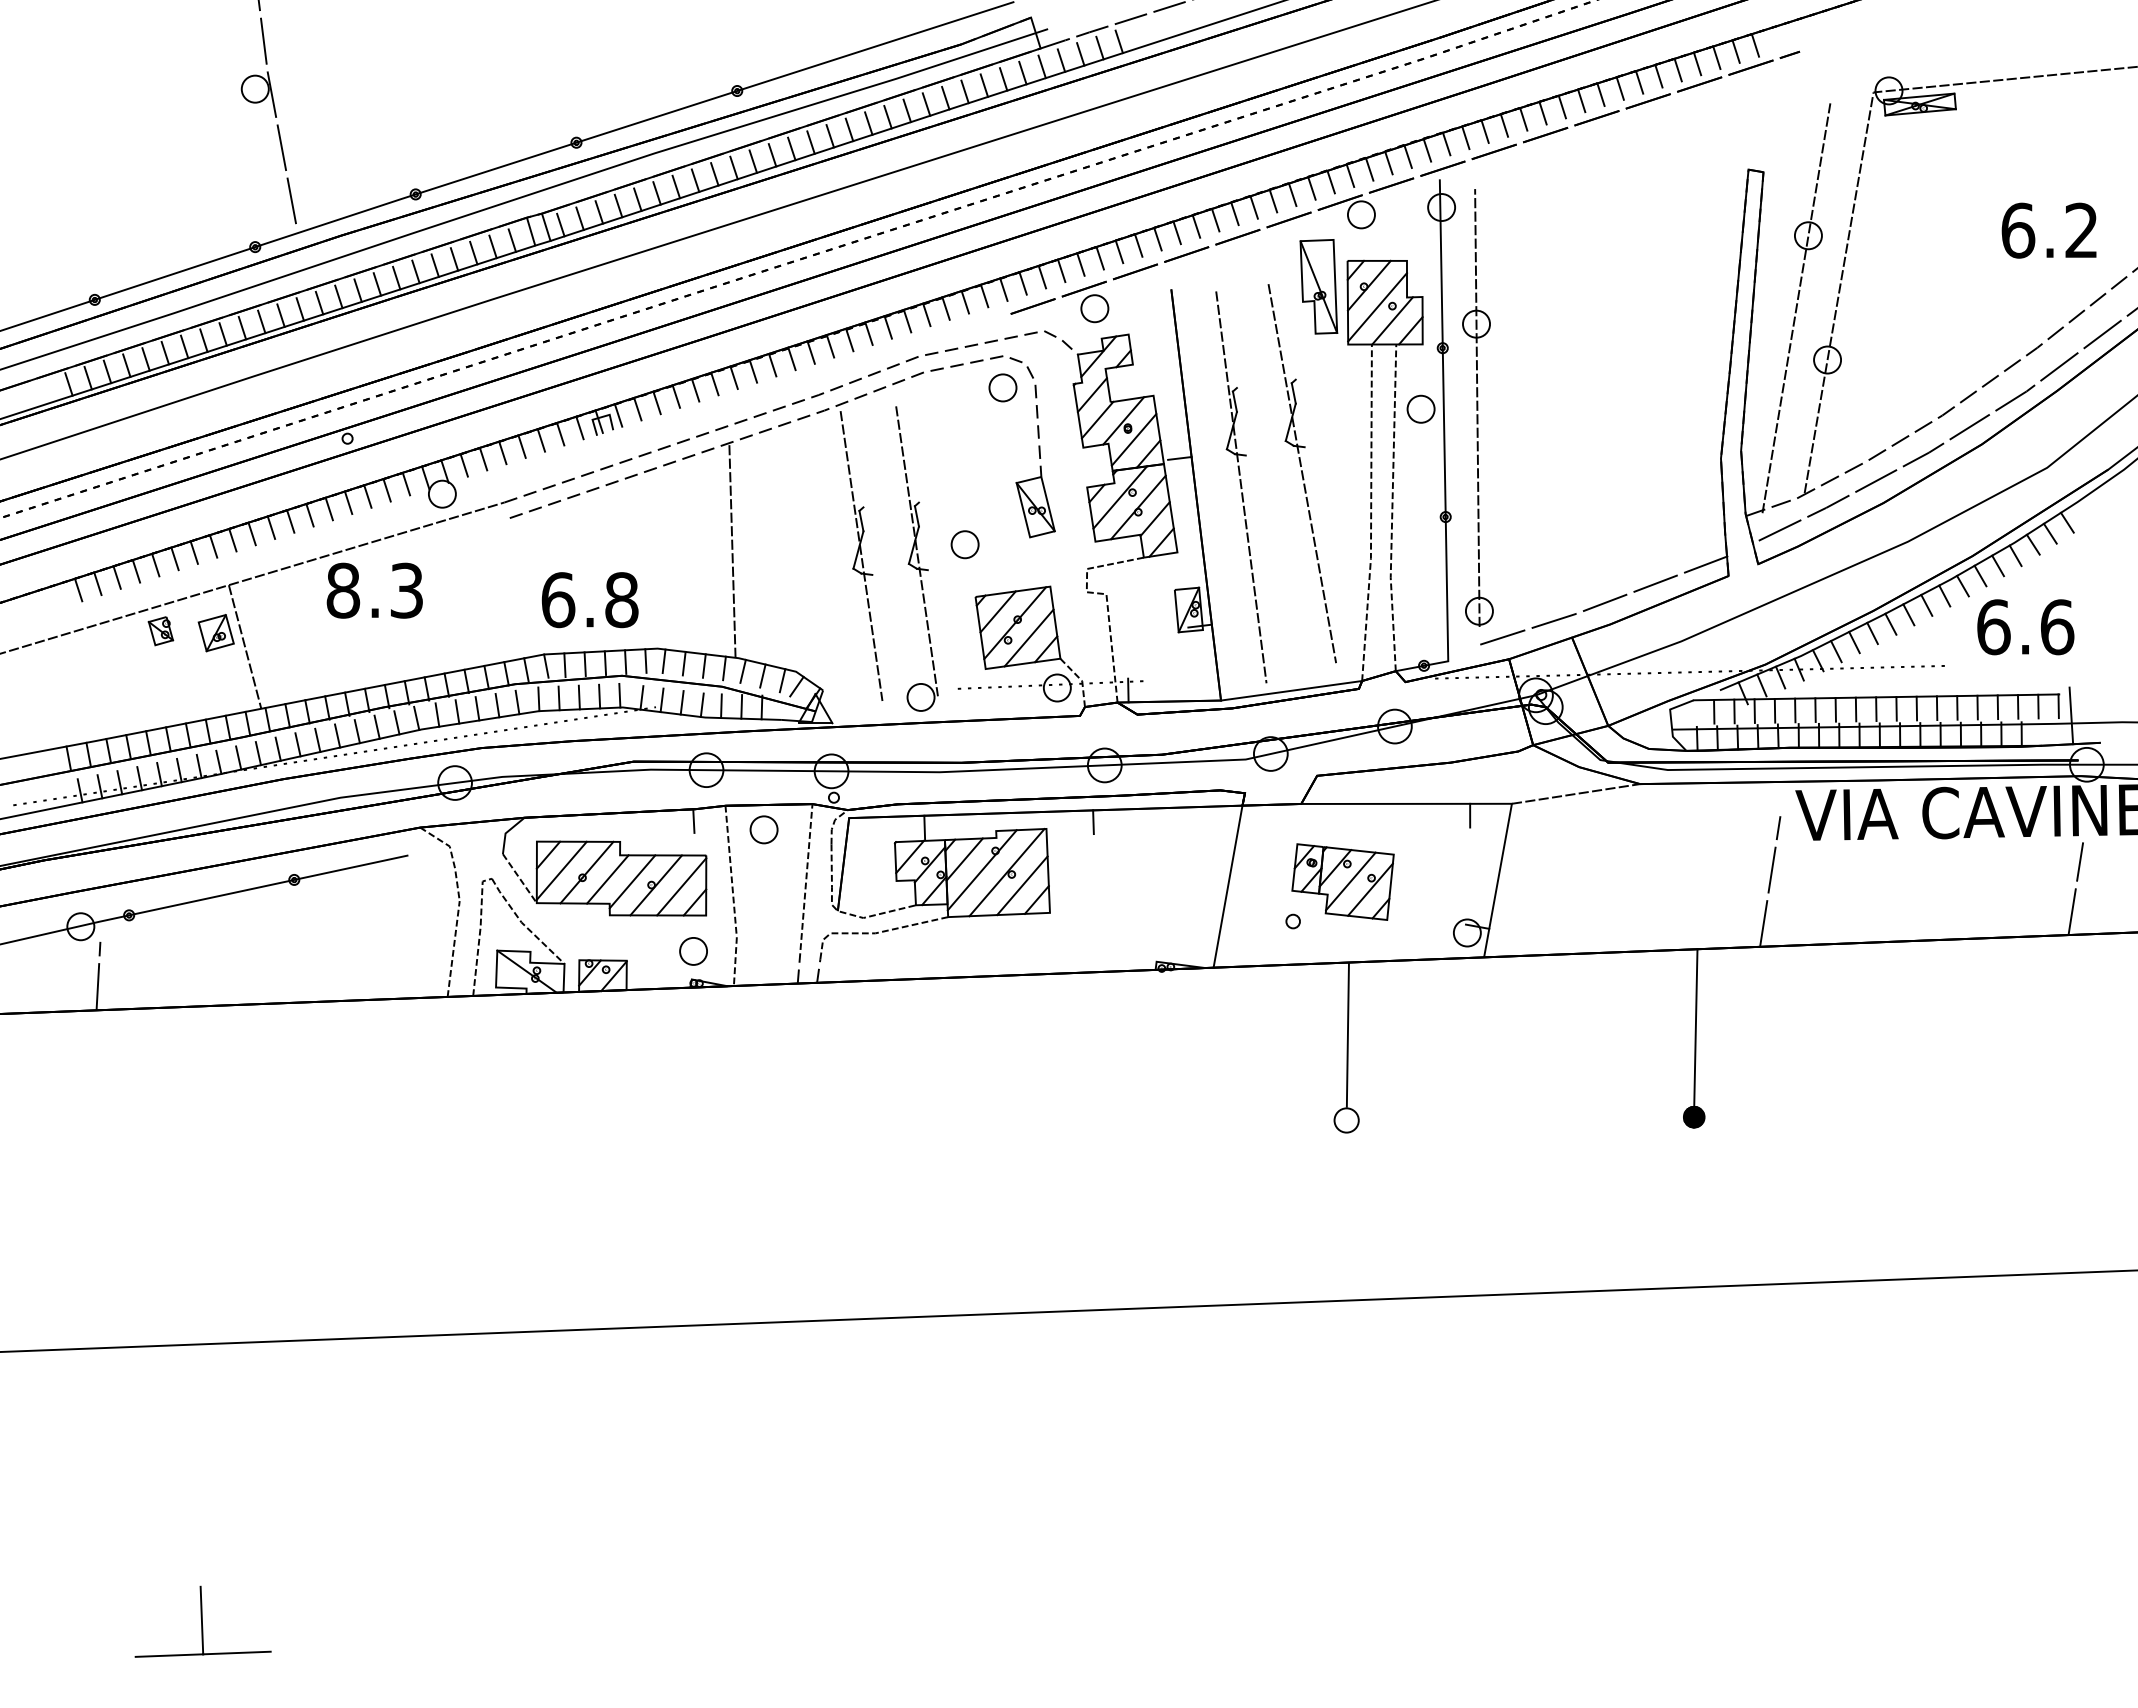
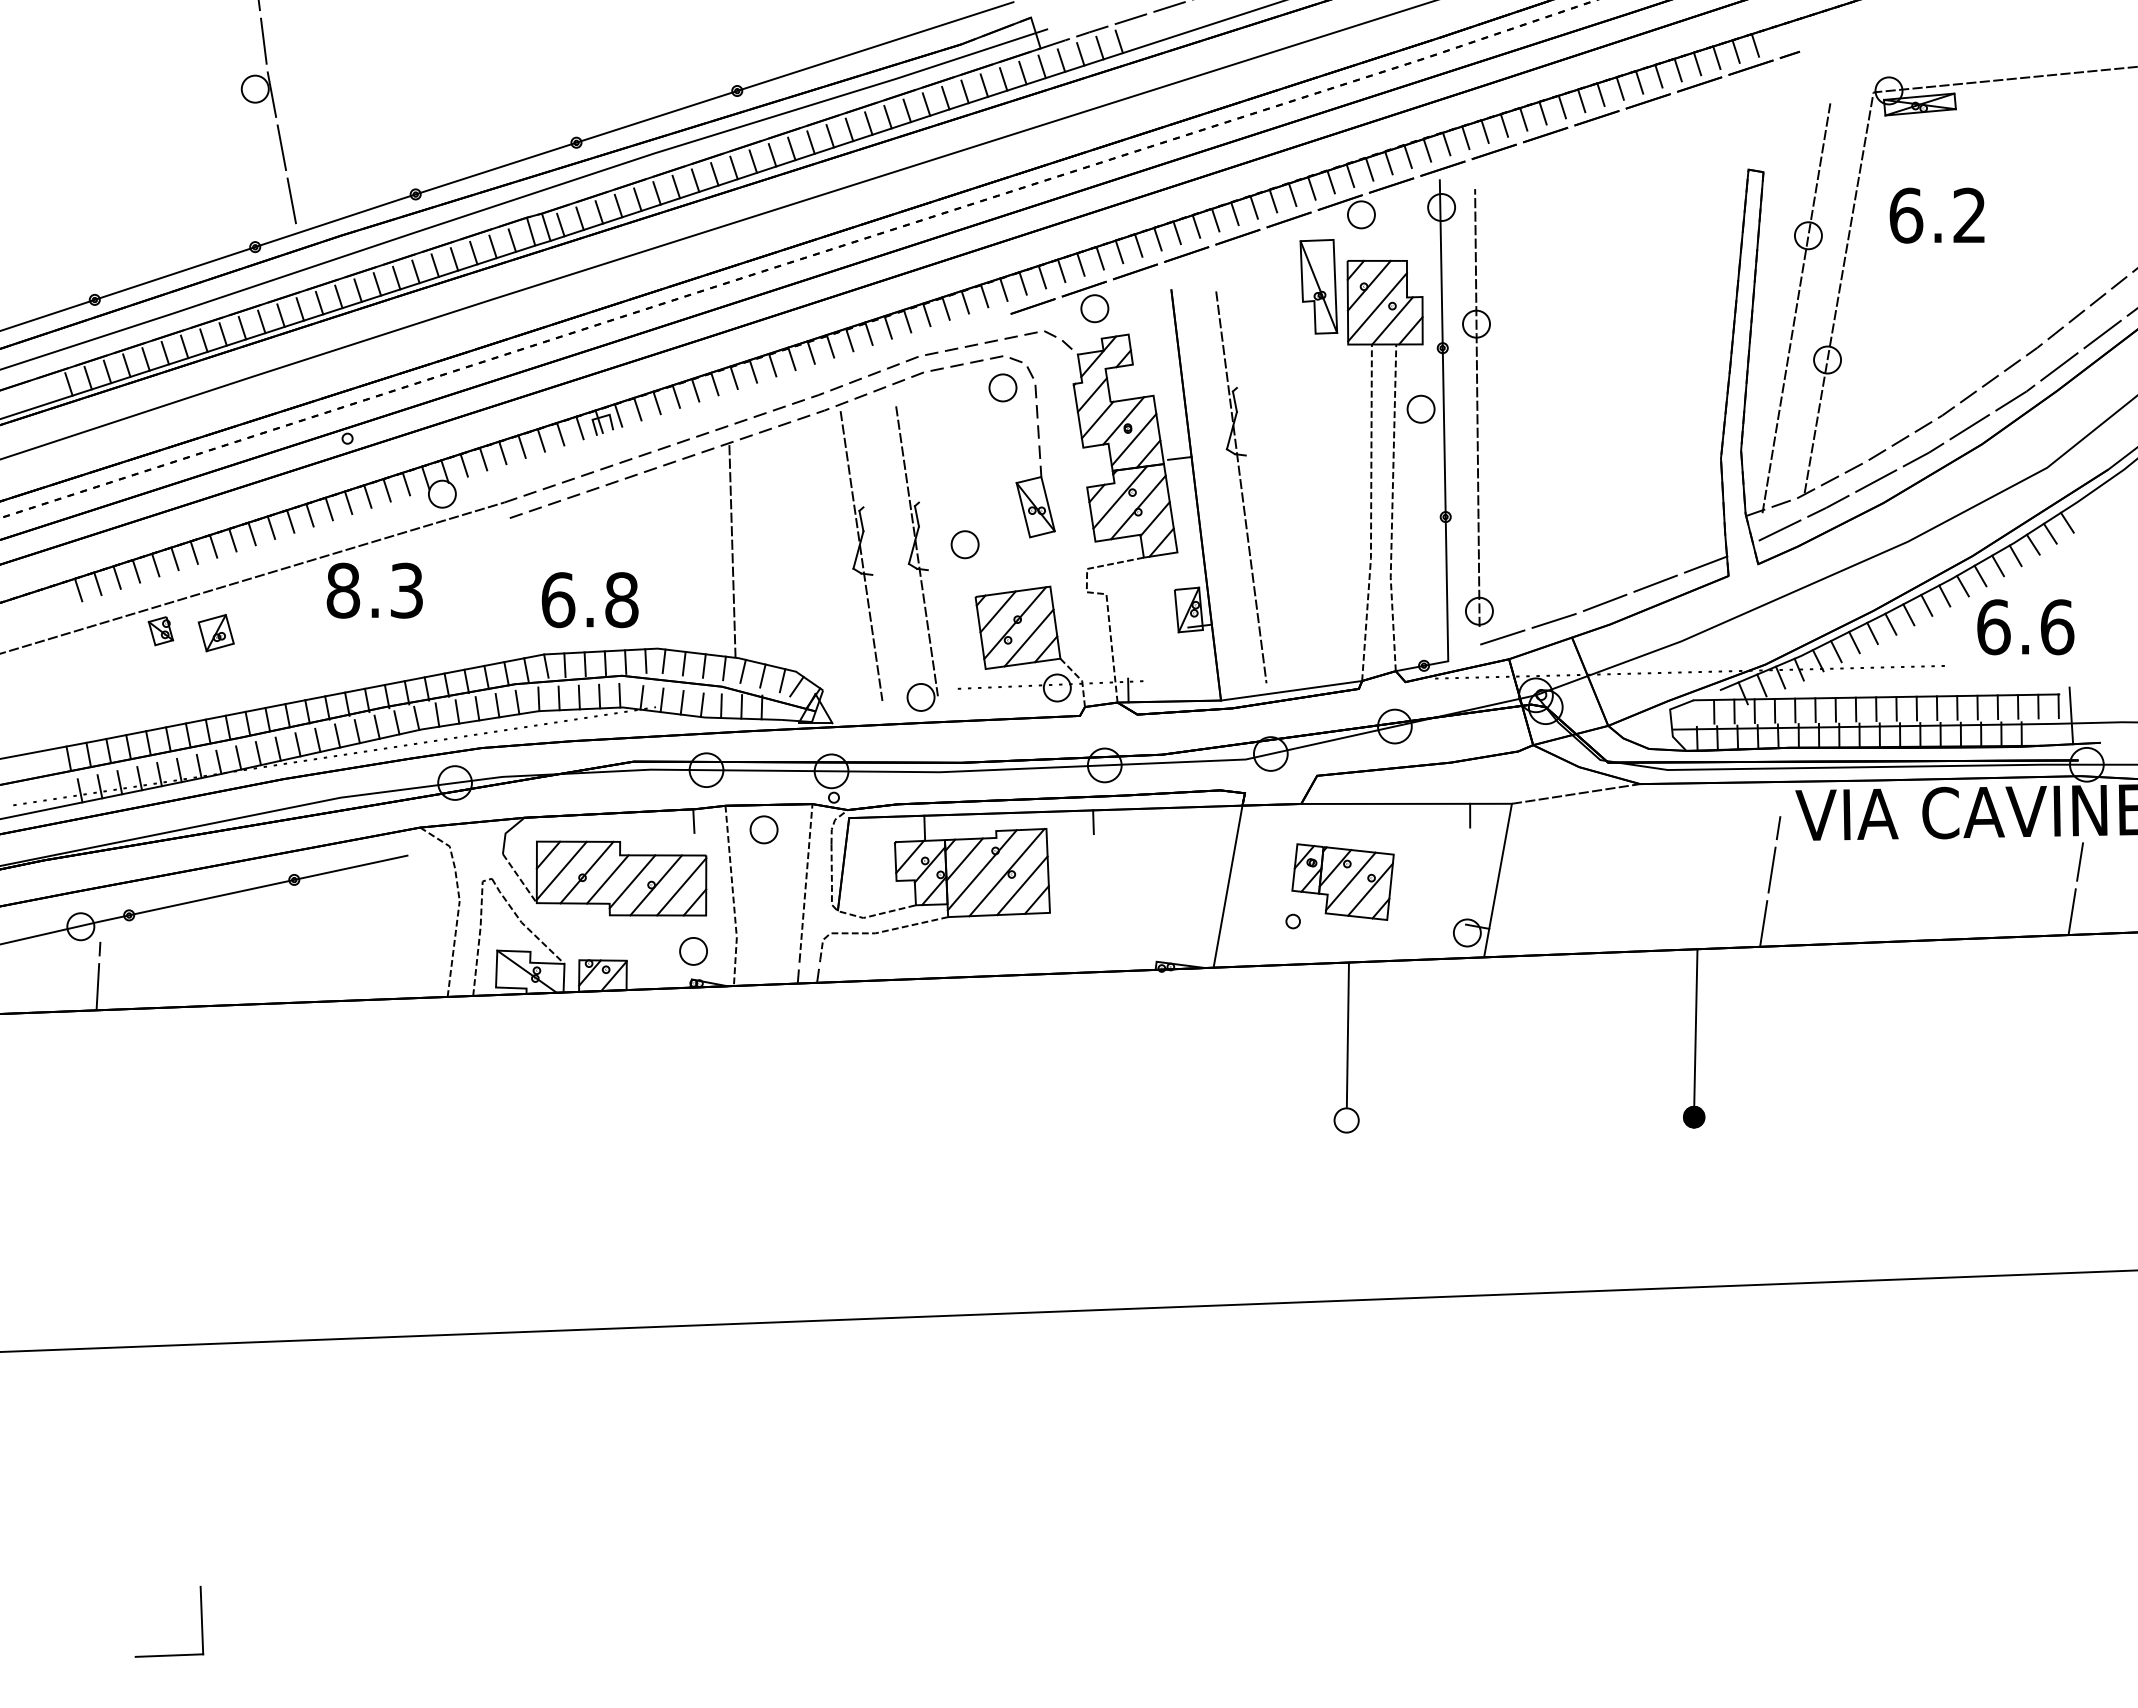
text position: (2048, 230) -> (1936, 215) (1936, 215)
part: present -> none (1301, 473)
line: present -> none (244, 646)
line: present -> none (236, 1652)
